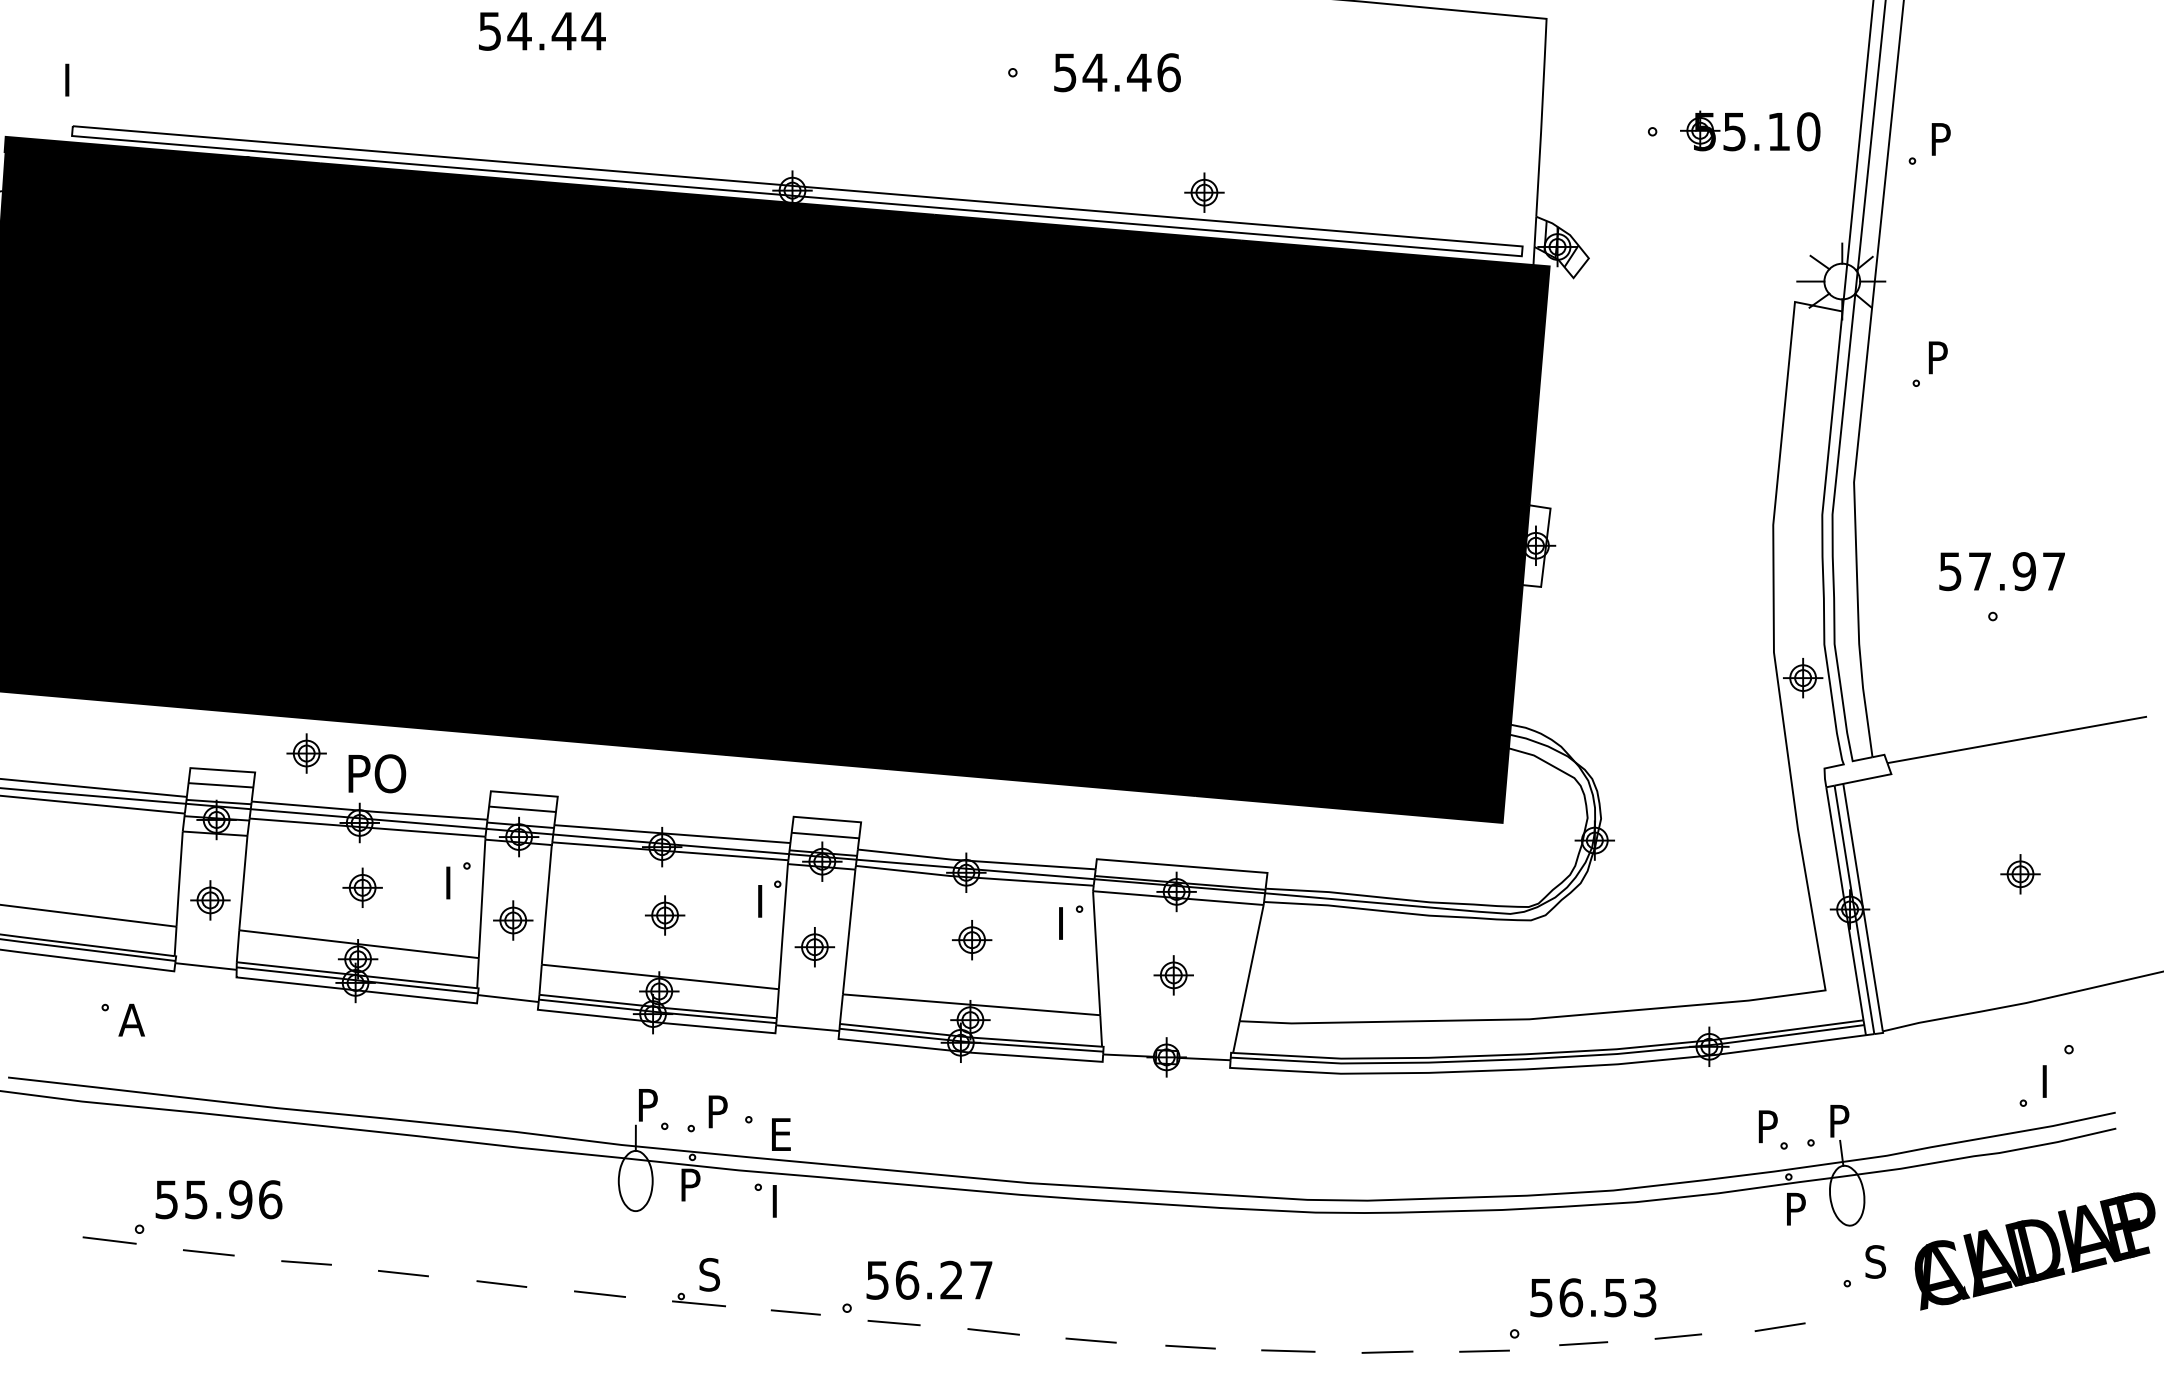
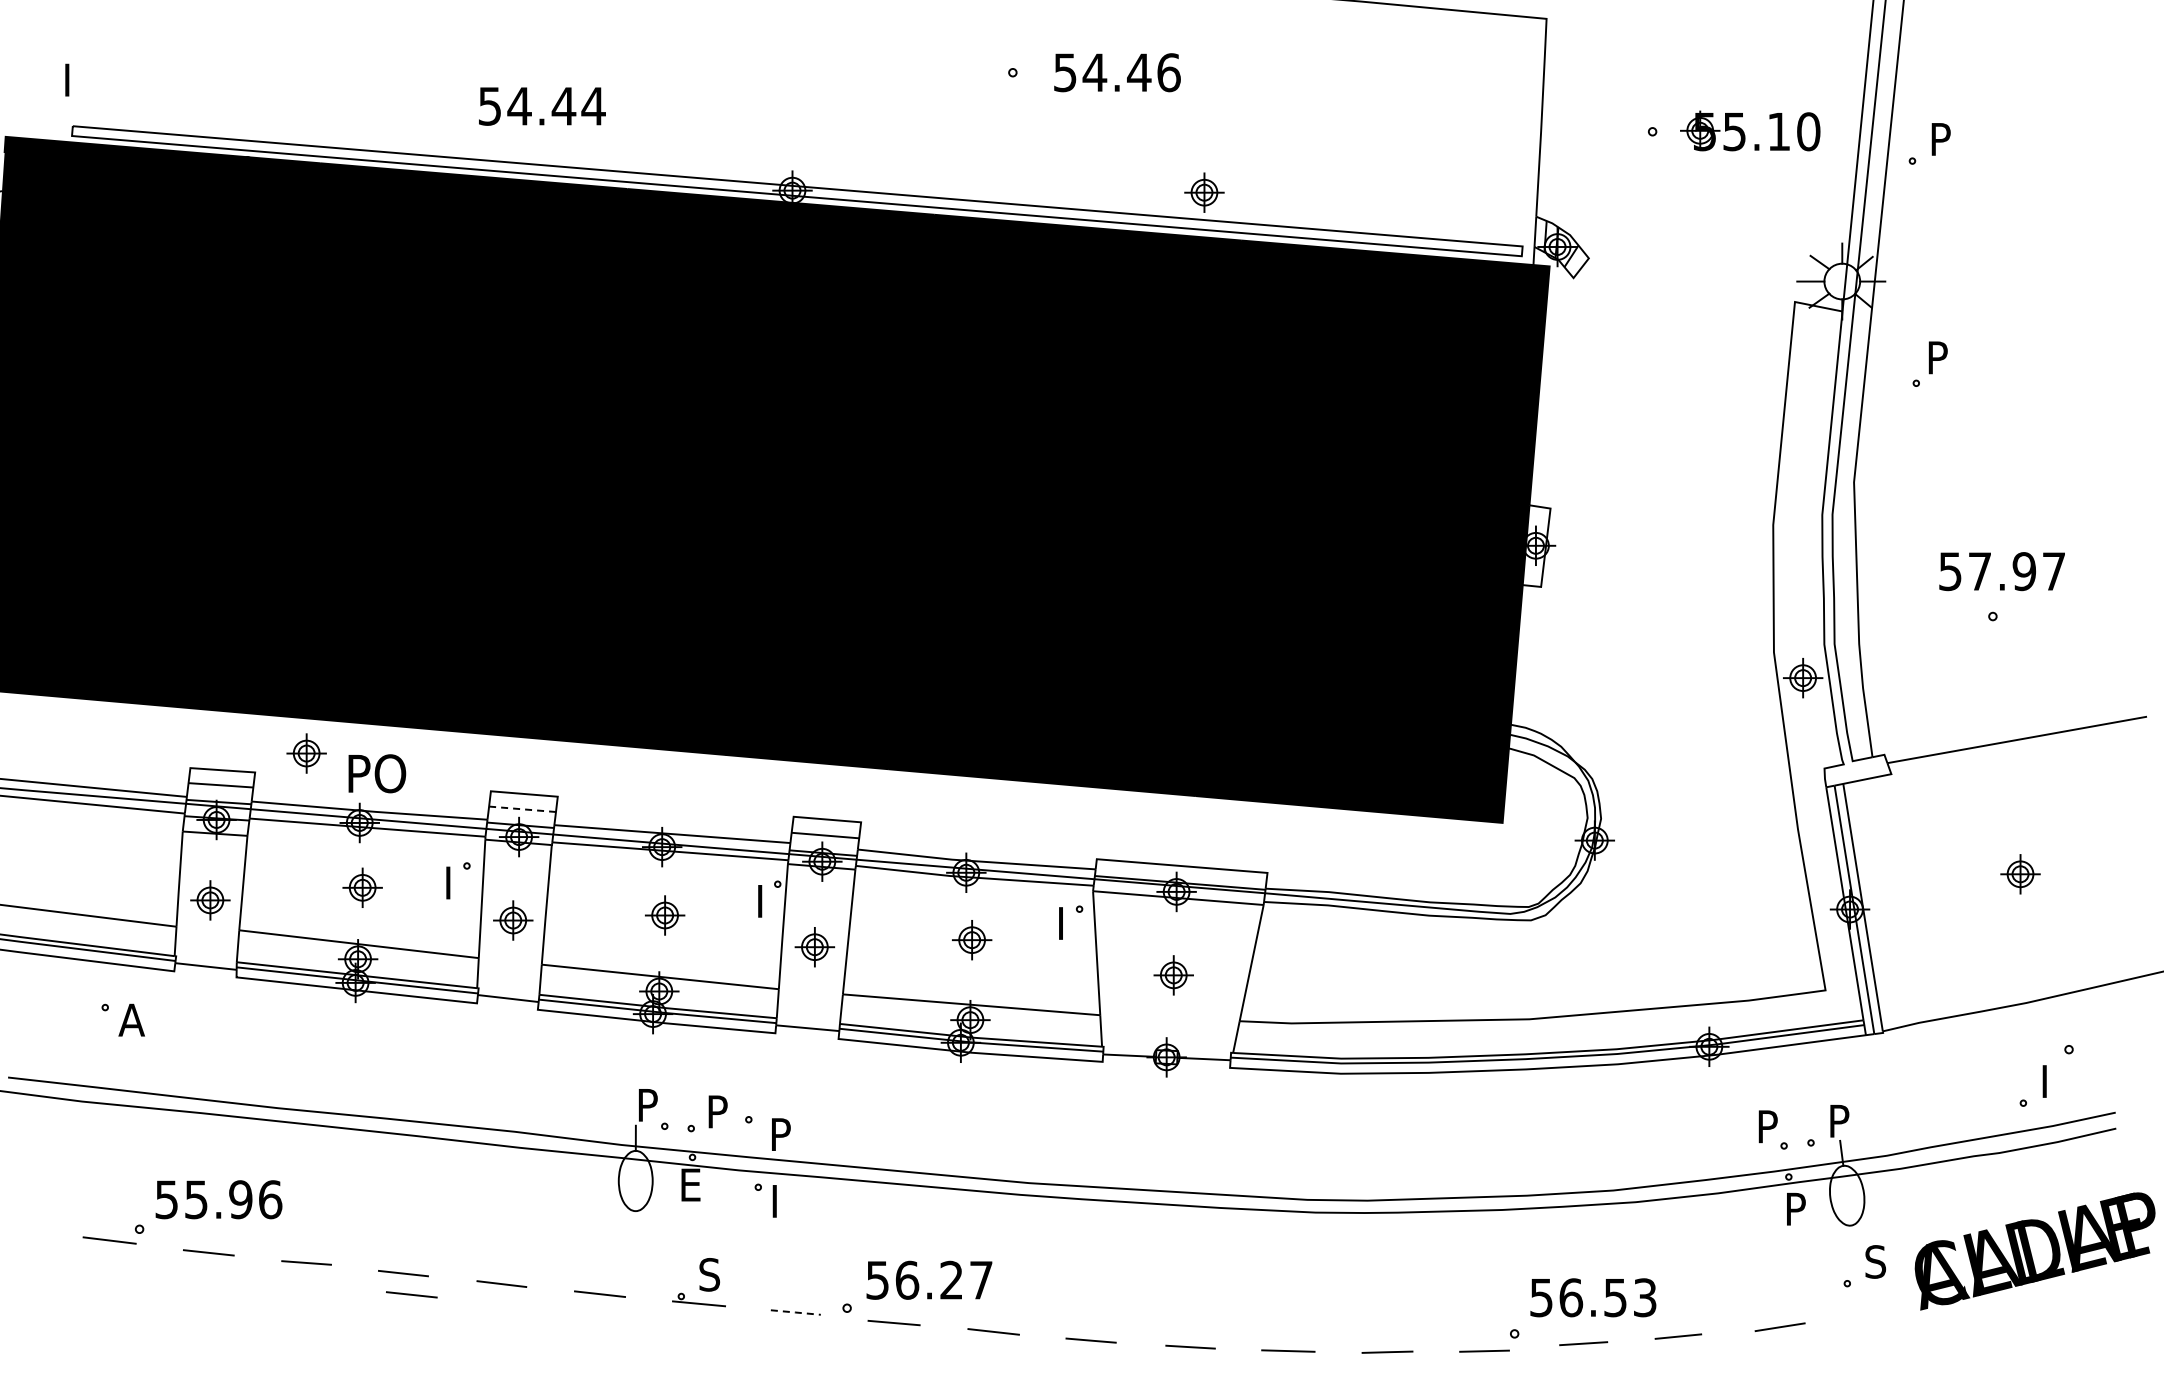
text position: (542, 31) -> (542, 106) (542, 106)
line: solid -> dashed (522, 809)
text: E -> P (783, 1134)
text: P -> E (692, 1184)
line: none -> present (411, 1294)
line: solid -> dashed (795, 1312)
